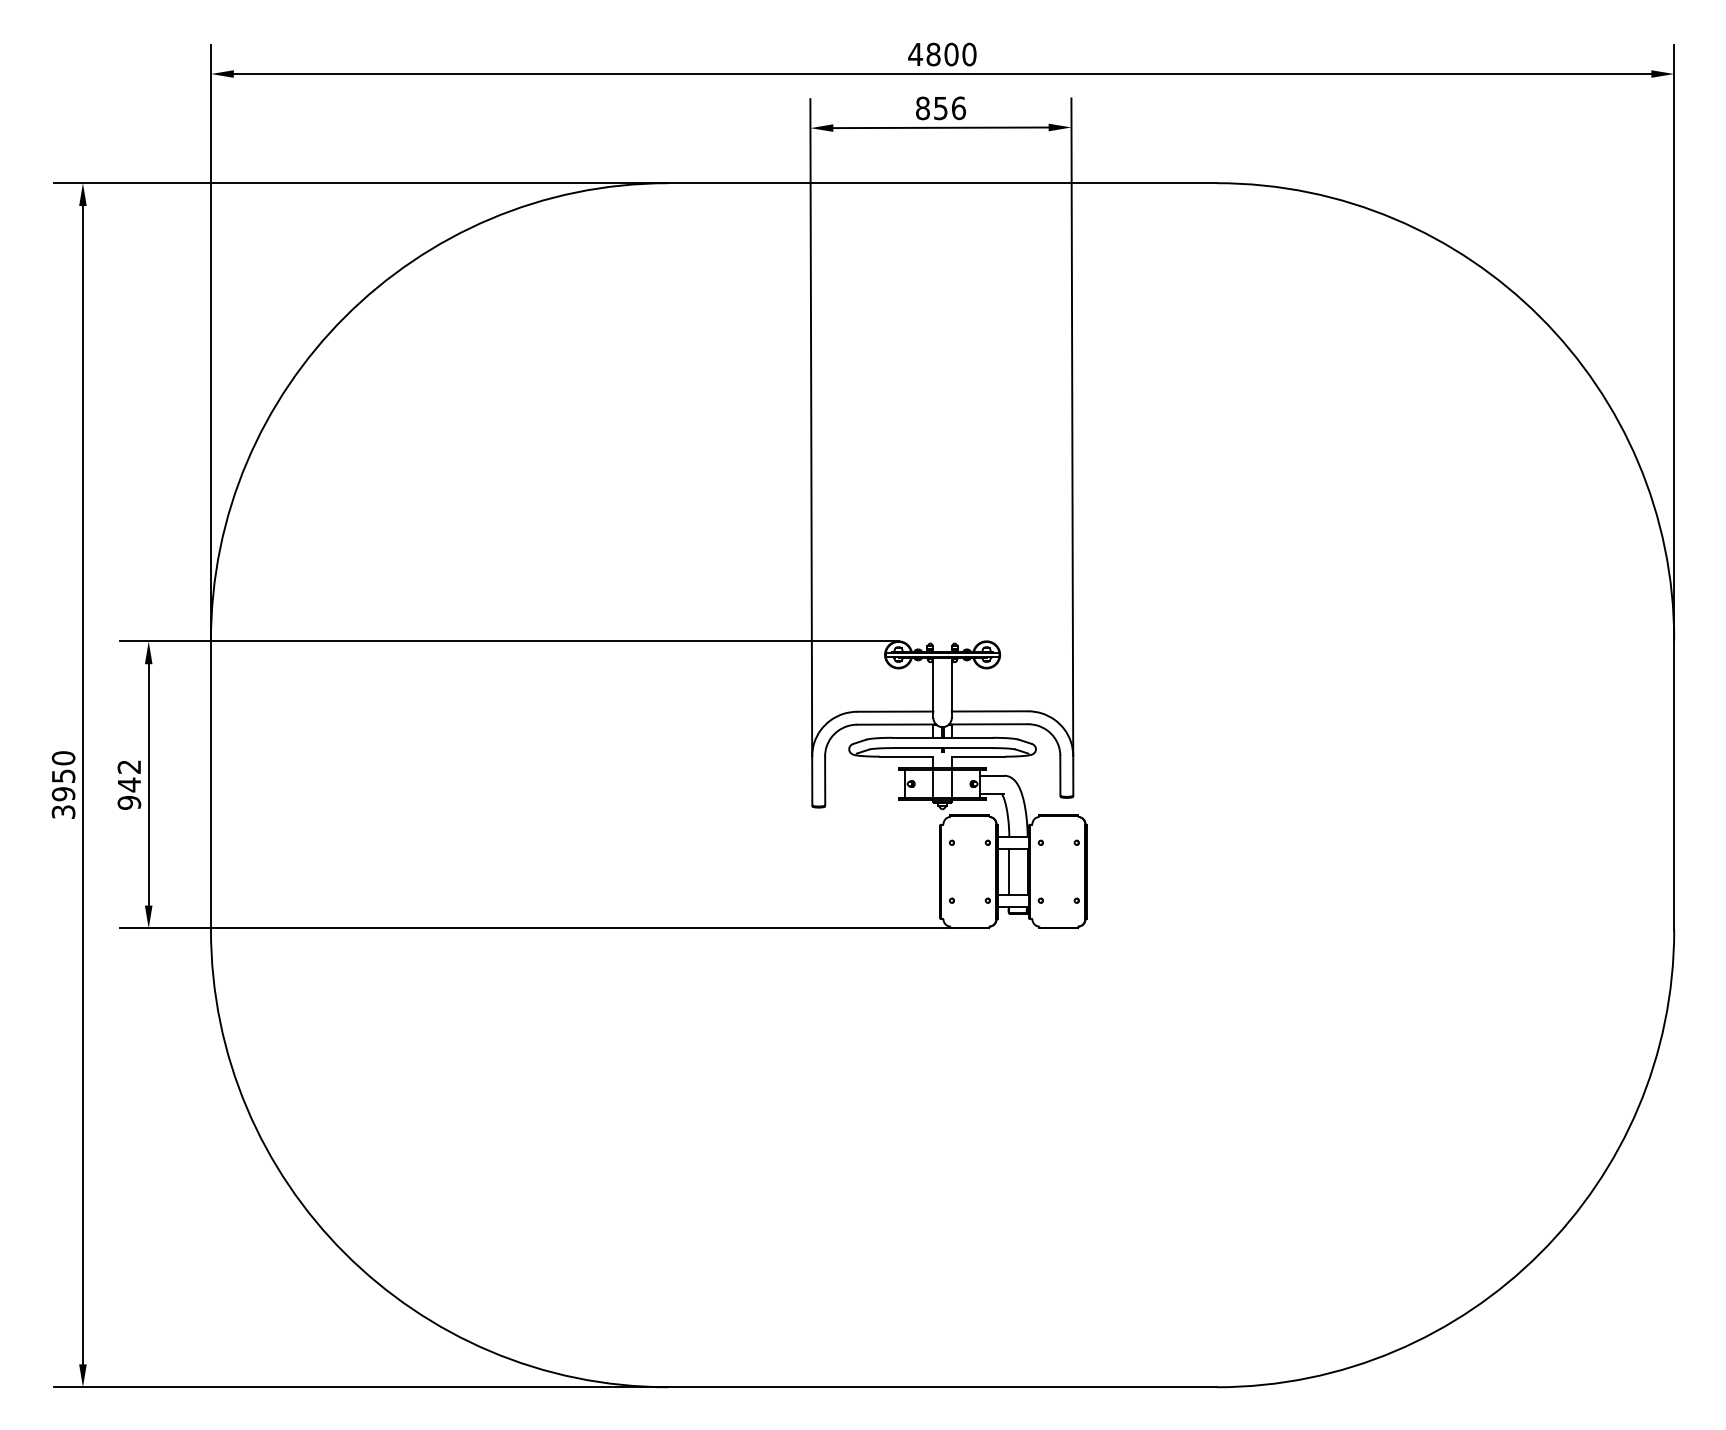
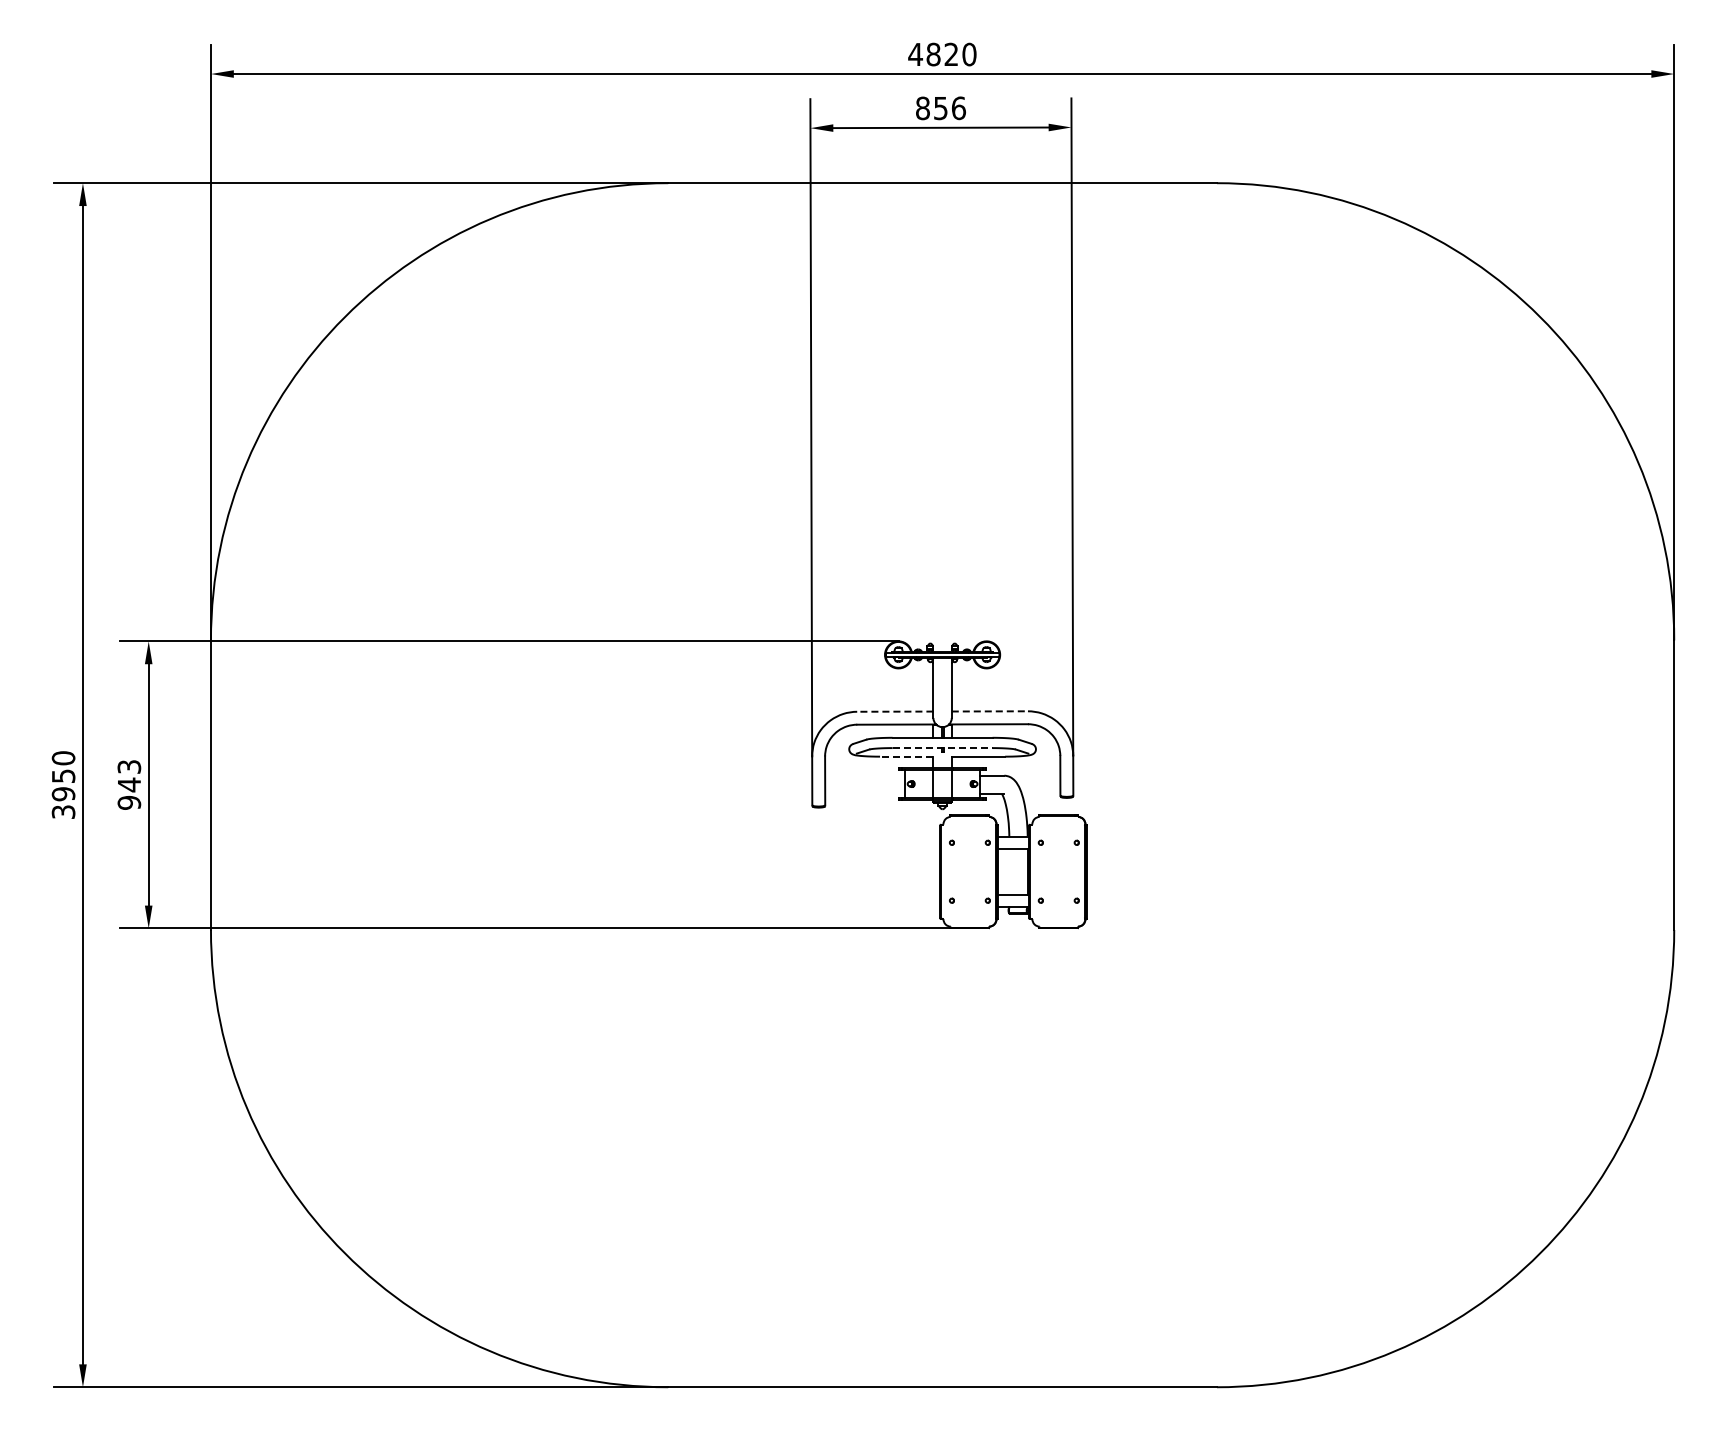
text: 4800 -> 4820 (951, 54)
line: solid -> dashed (894, 711)
line: solid -> dashed (990, 711)
line: solid -> dashed (942, 748)
line: solid -> dashed (906, 756)
text: 942 -> 943 (129, 766)
line: present -> none (1009, 871)
